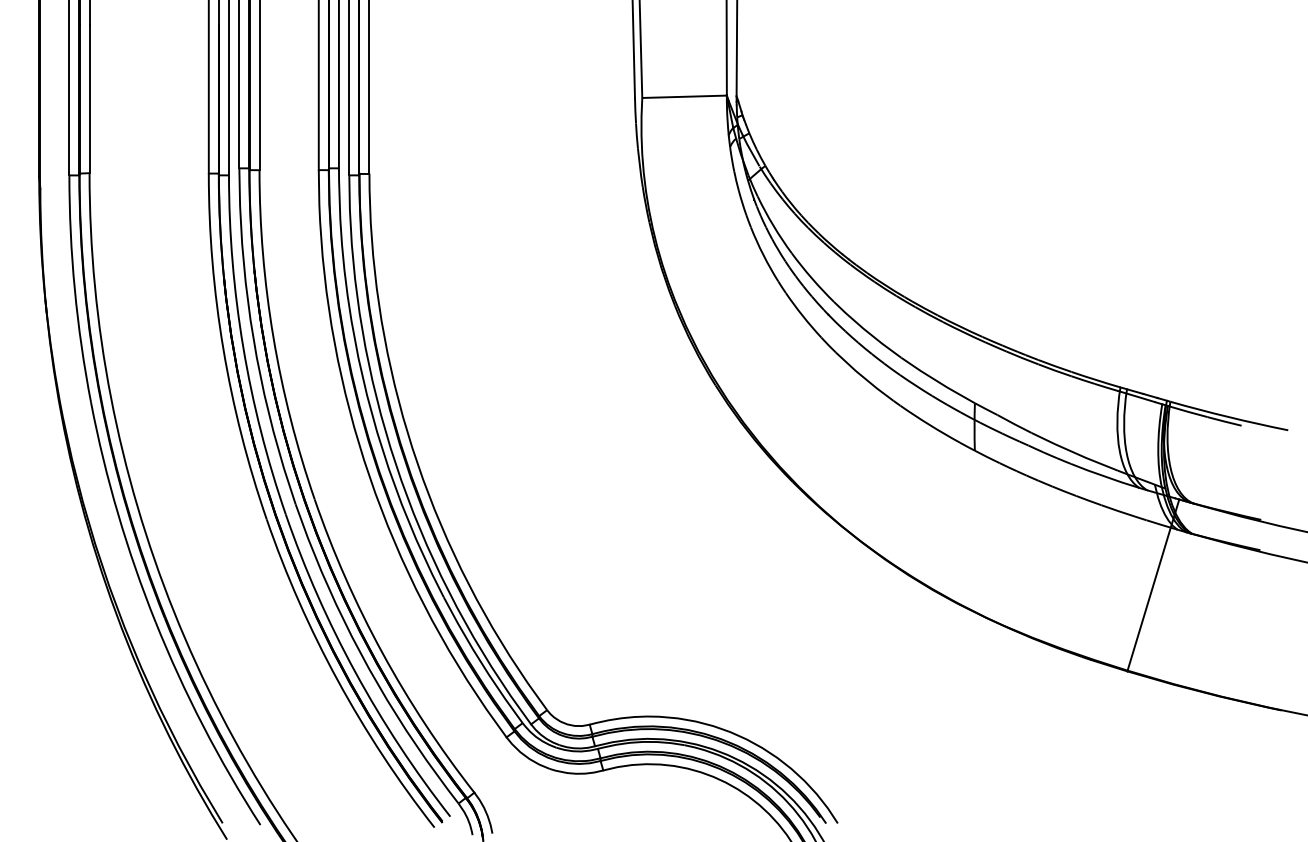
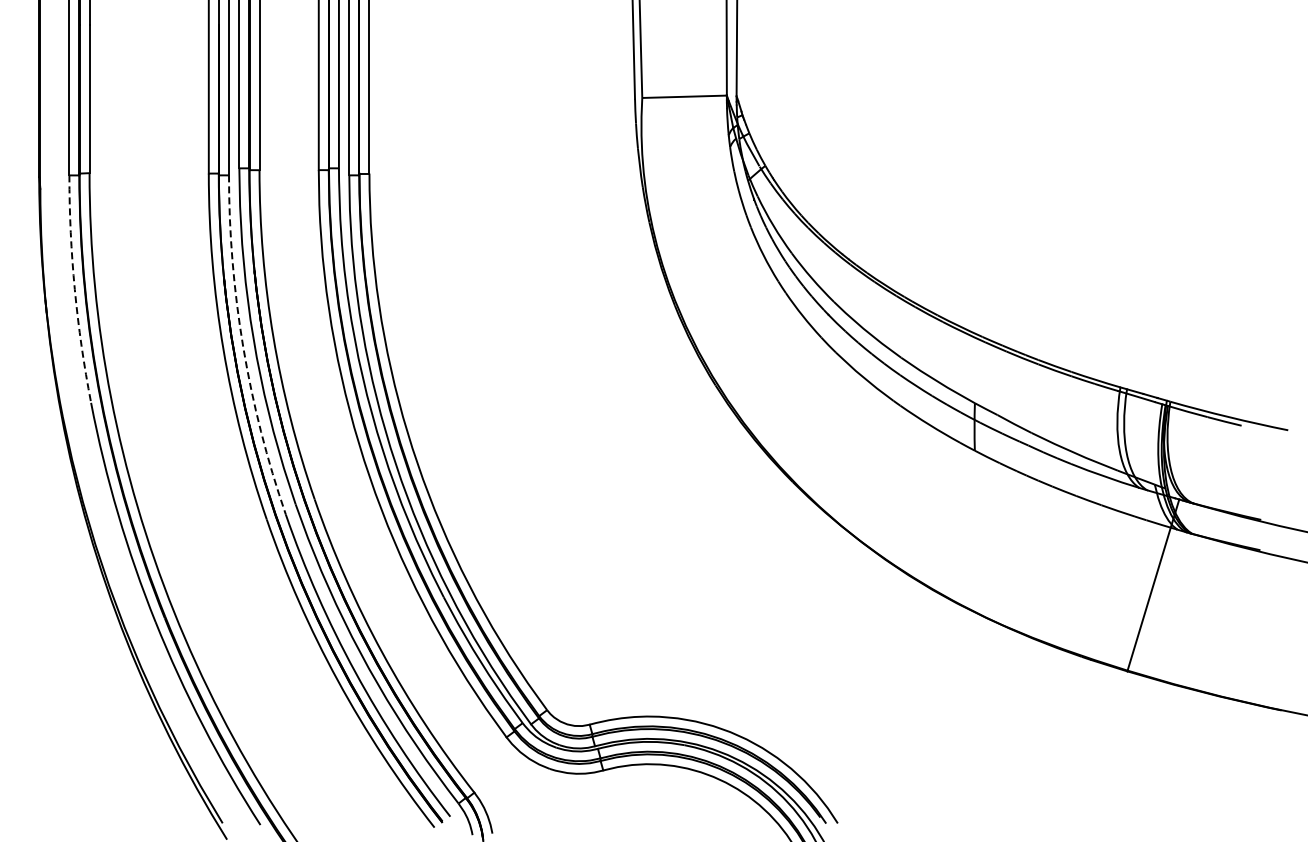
arc: solid -> dashed (74, 289)
arc: solid -> dashed (243, 347)
